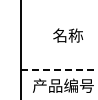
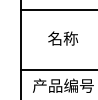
line: none -> present (57, 10)
text position: (68, 35) -> (63, 38) (63, 38)
line: dashed -> solid (59, 70)
